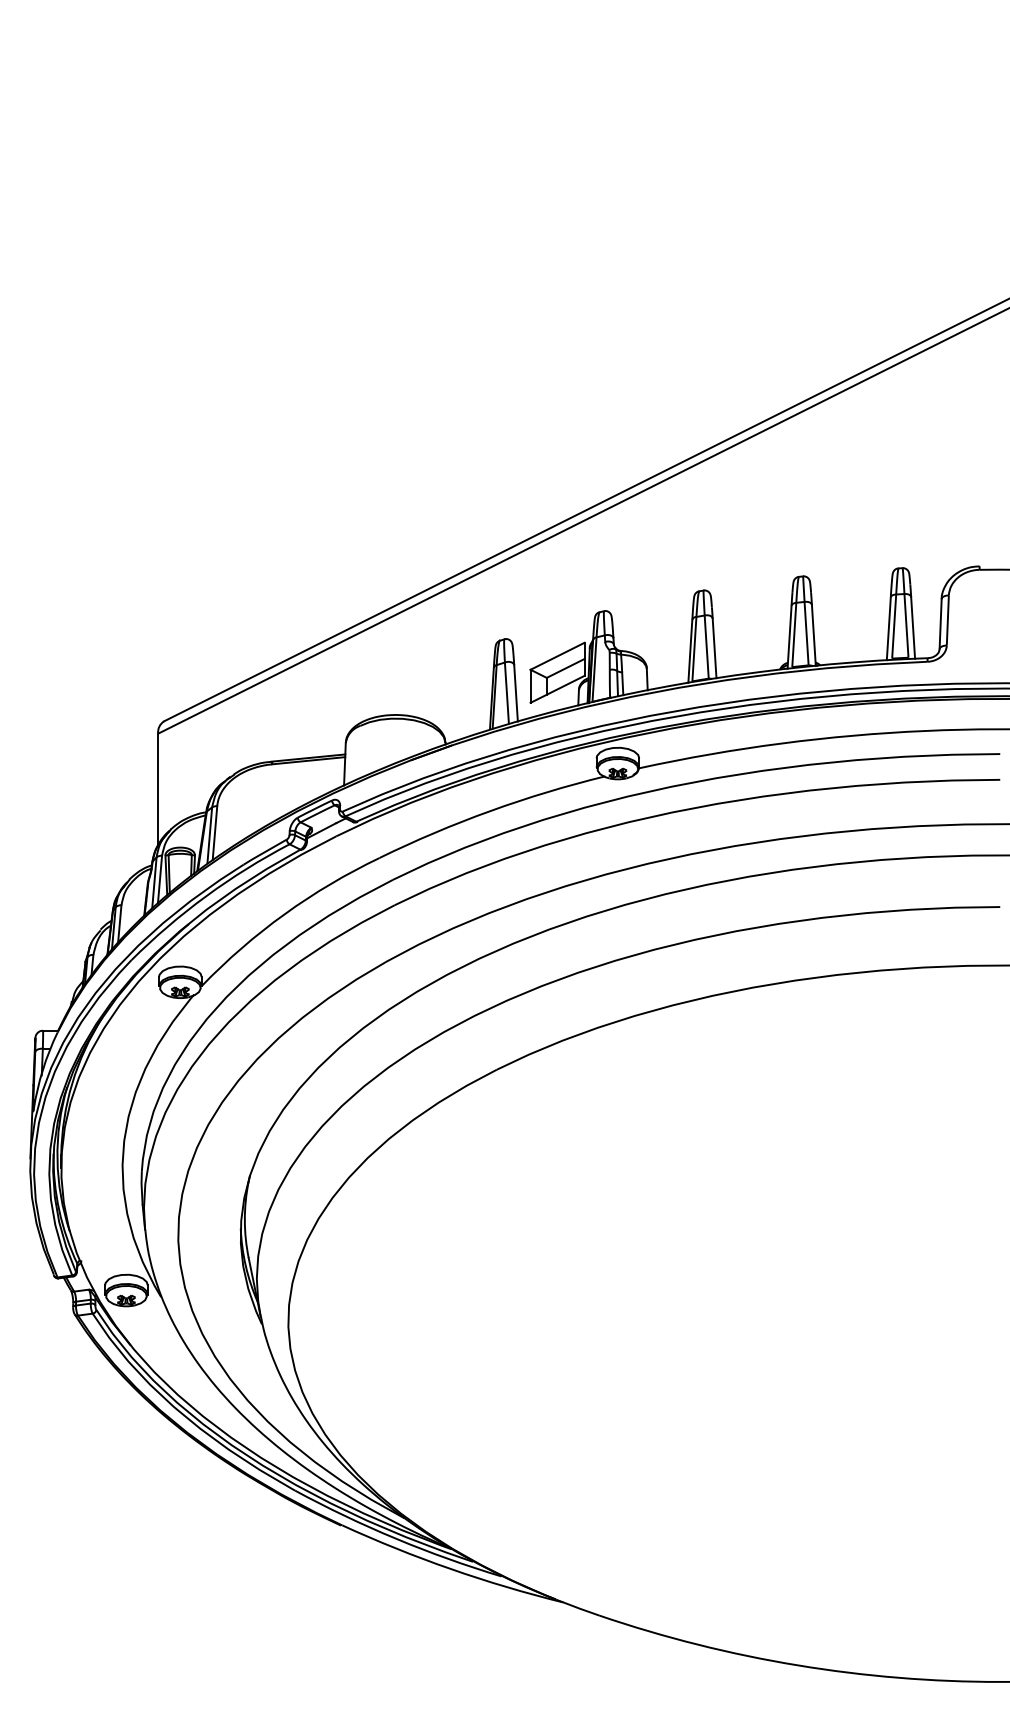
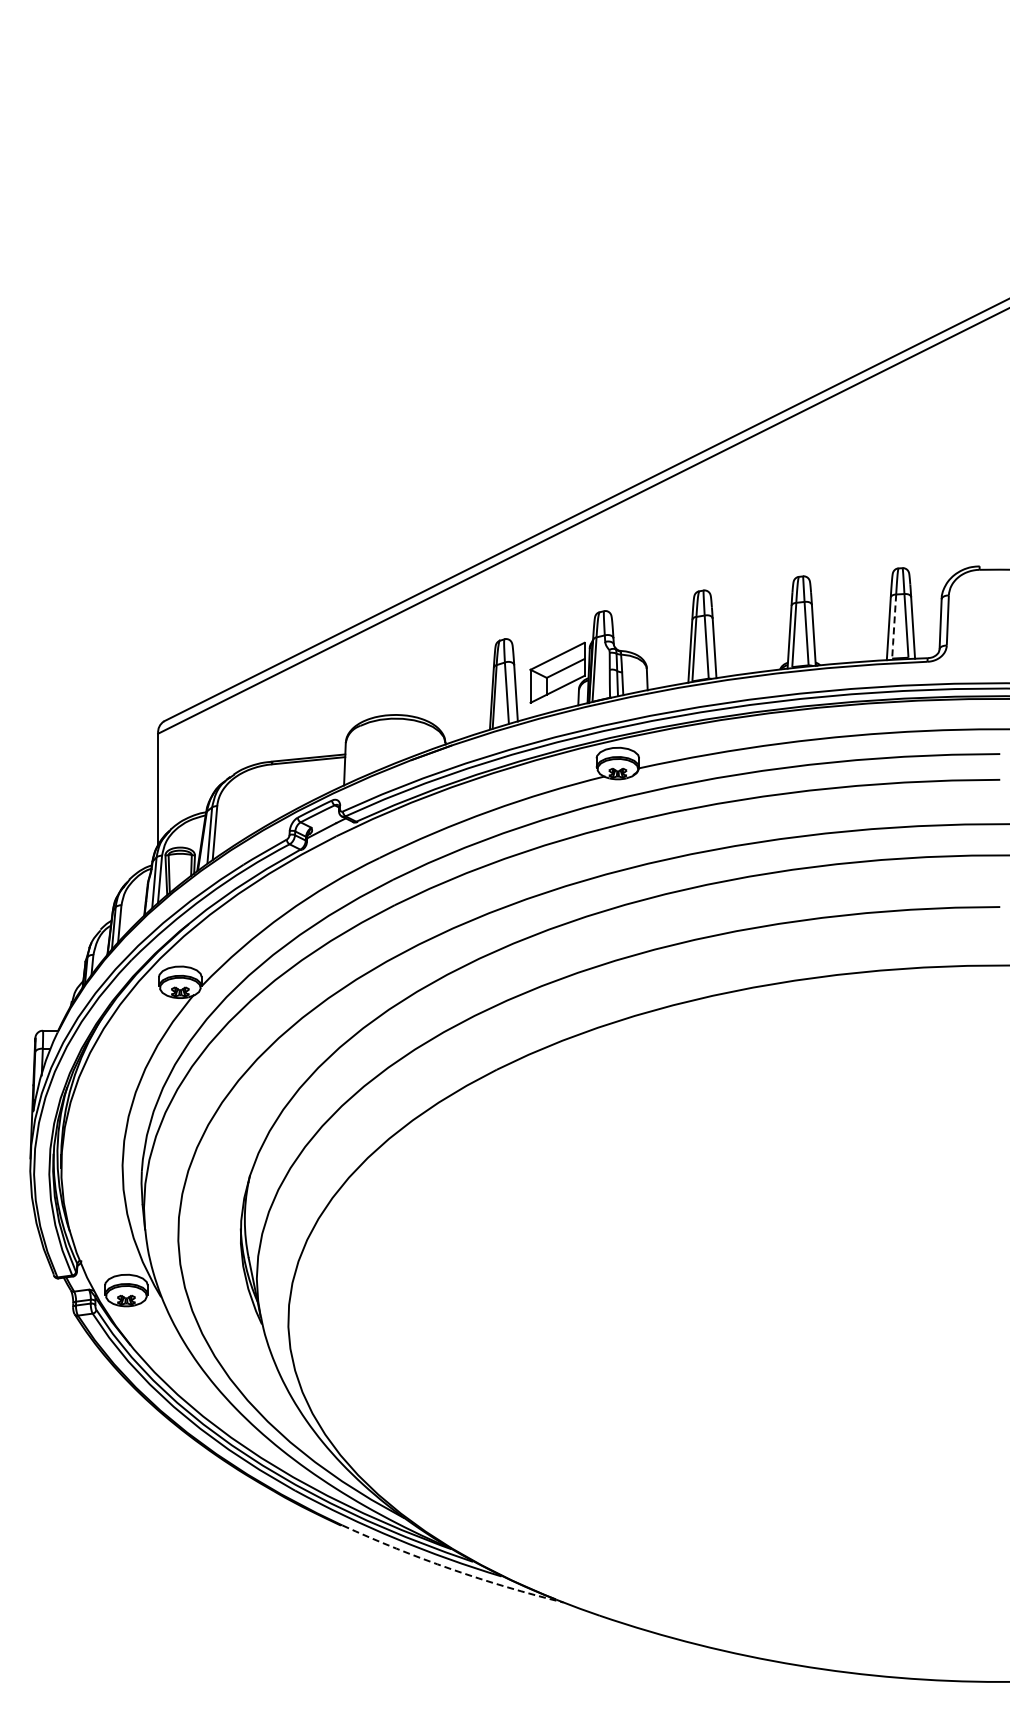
line: solid -> dashed (894, 626)
arc: solid -> dashed (451, 1569)
